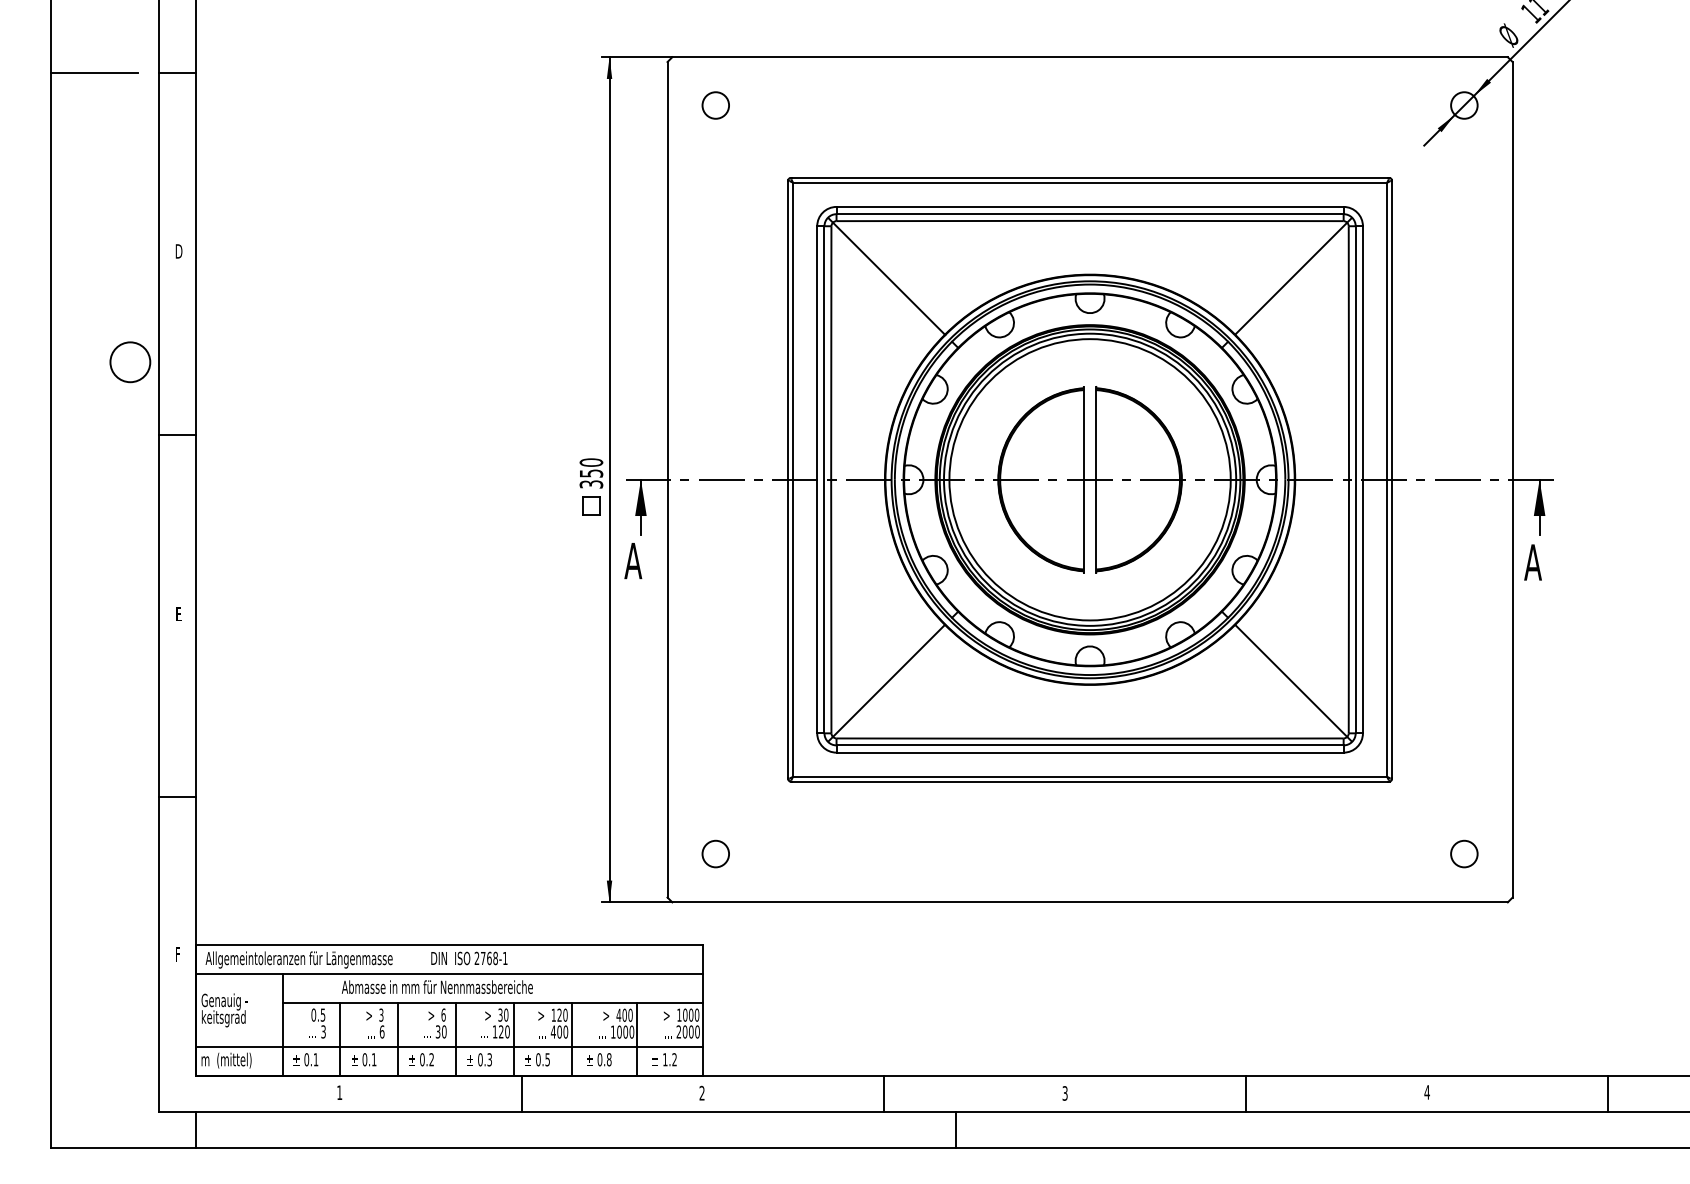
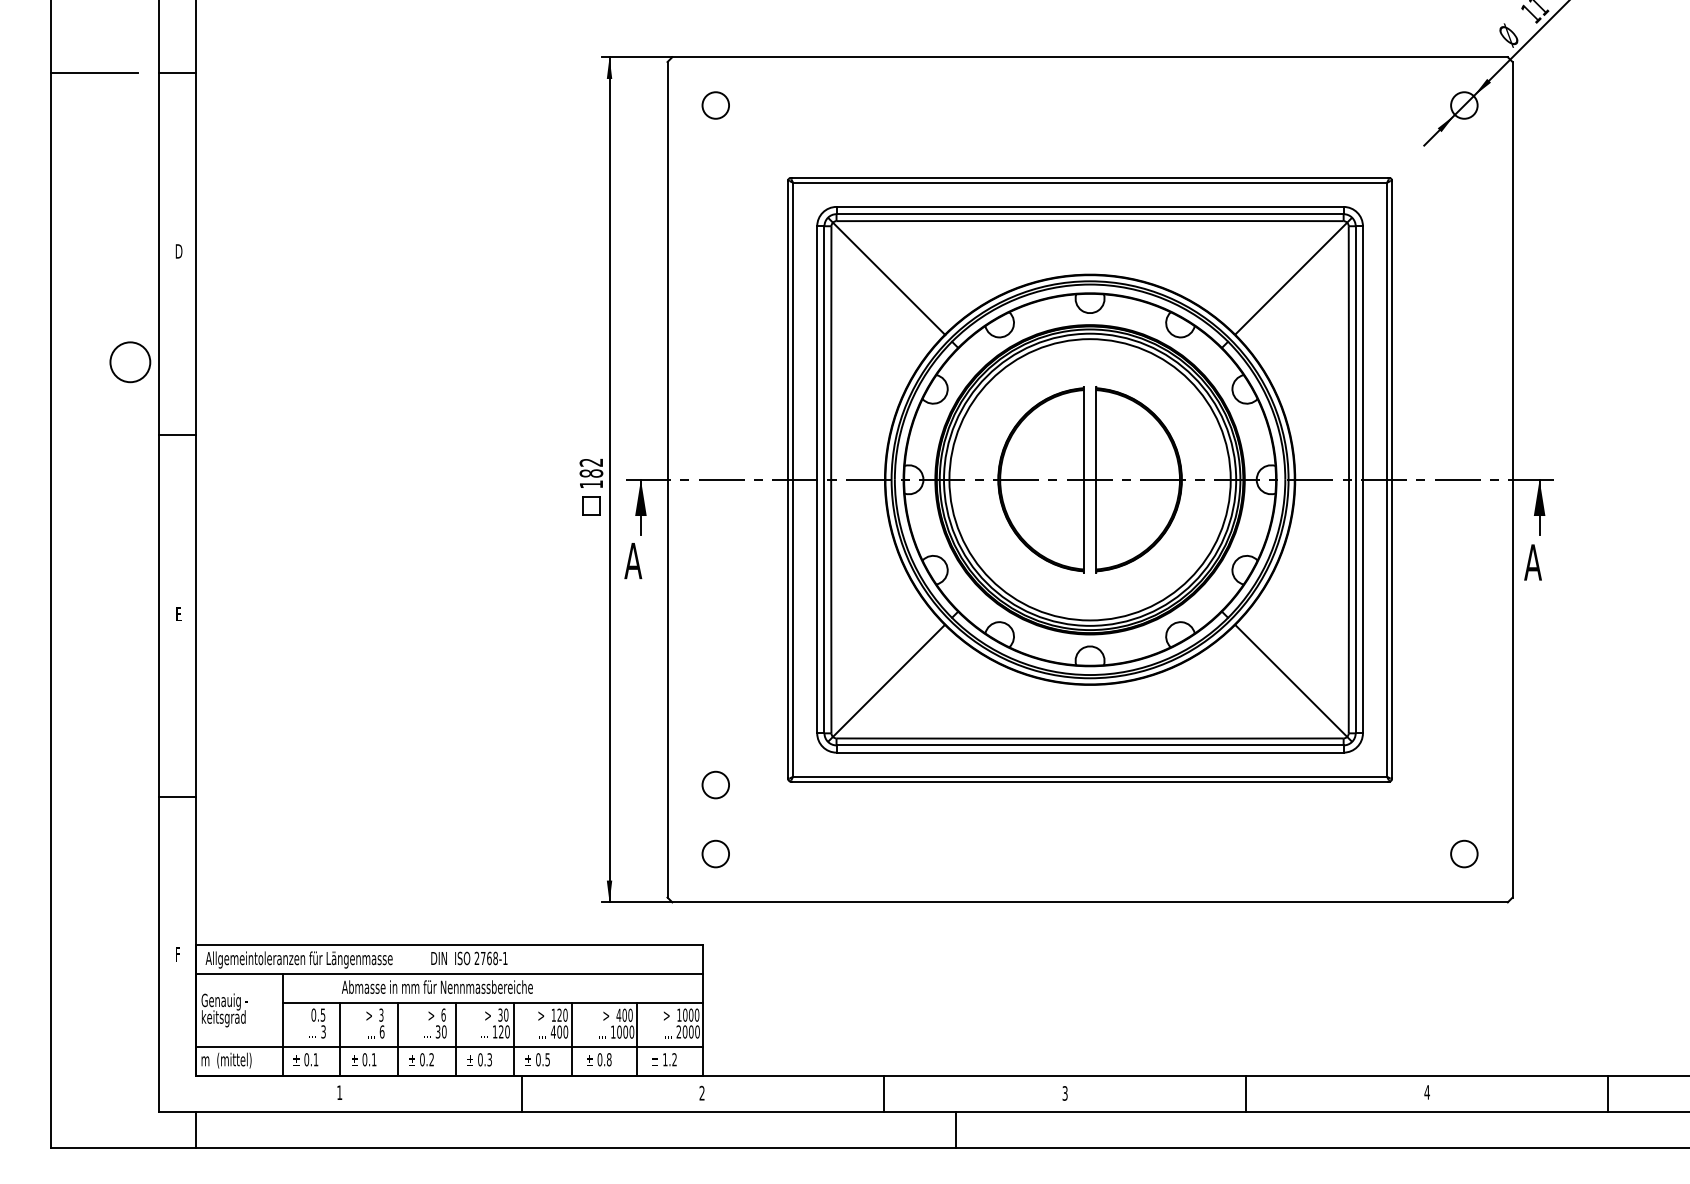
text: 350 -> 182 (591, 473)
circle: none -> present (715, 784)
